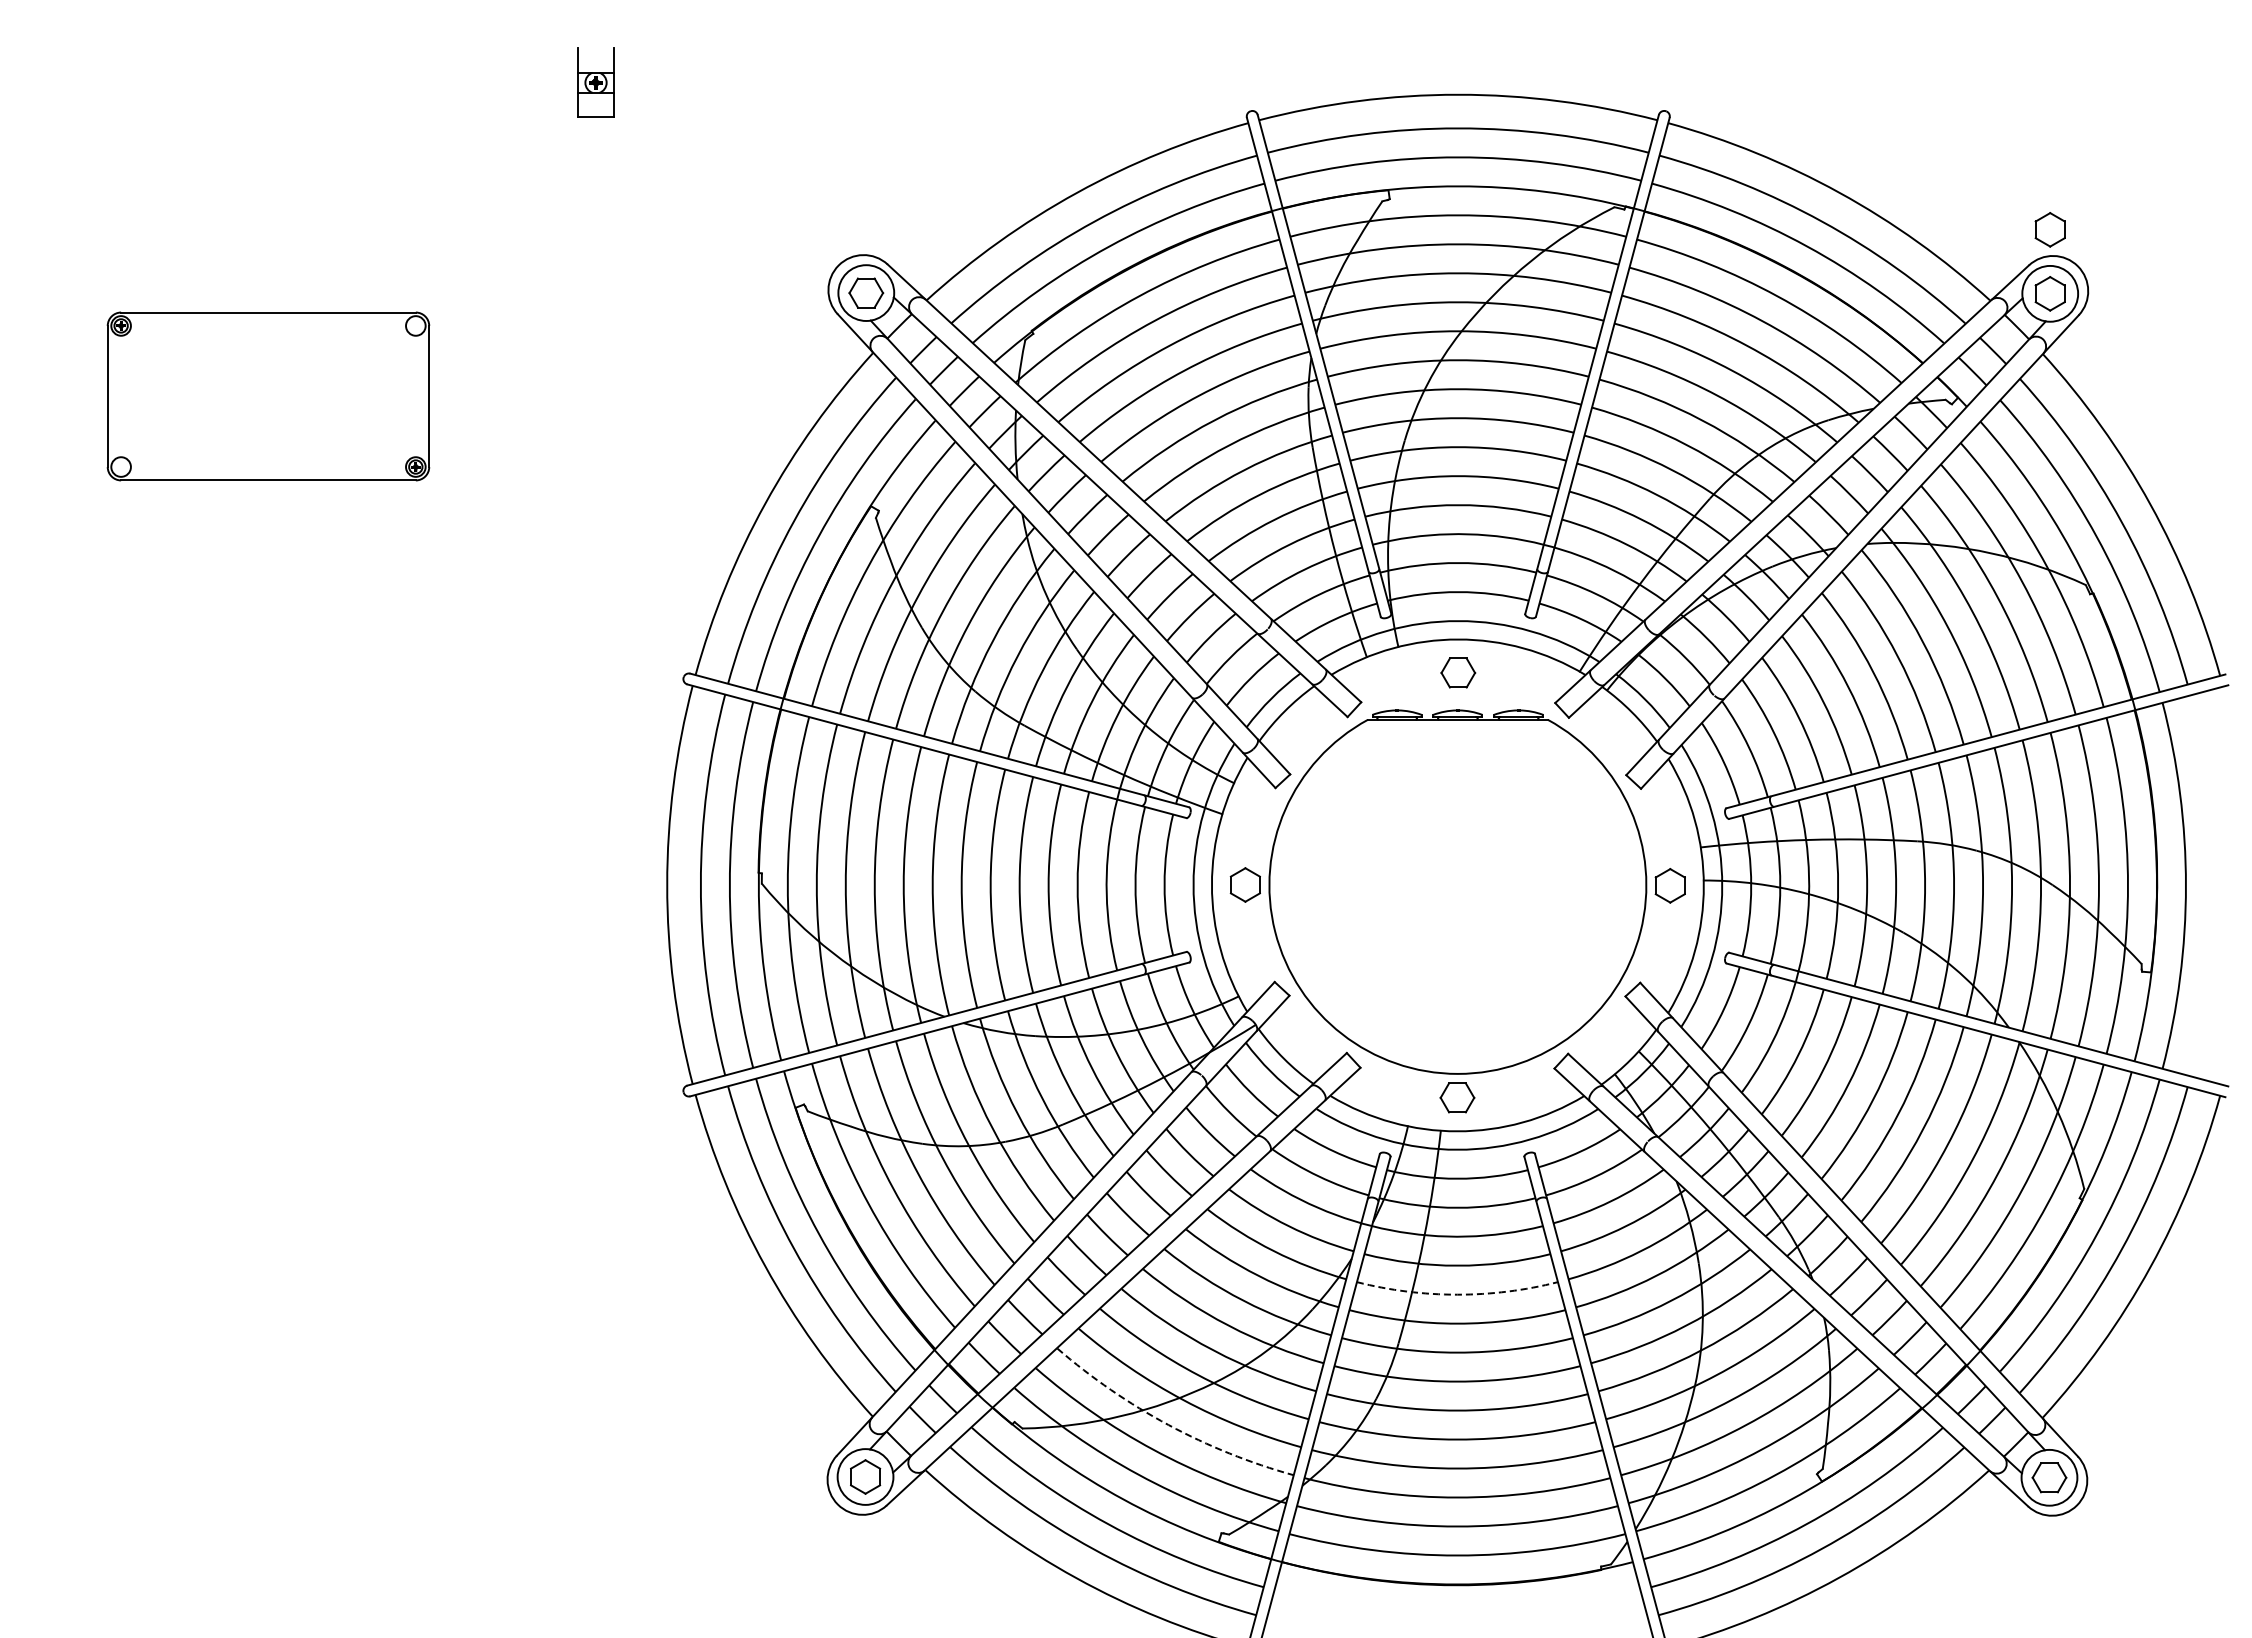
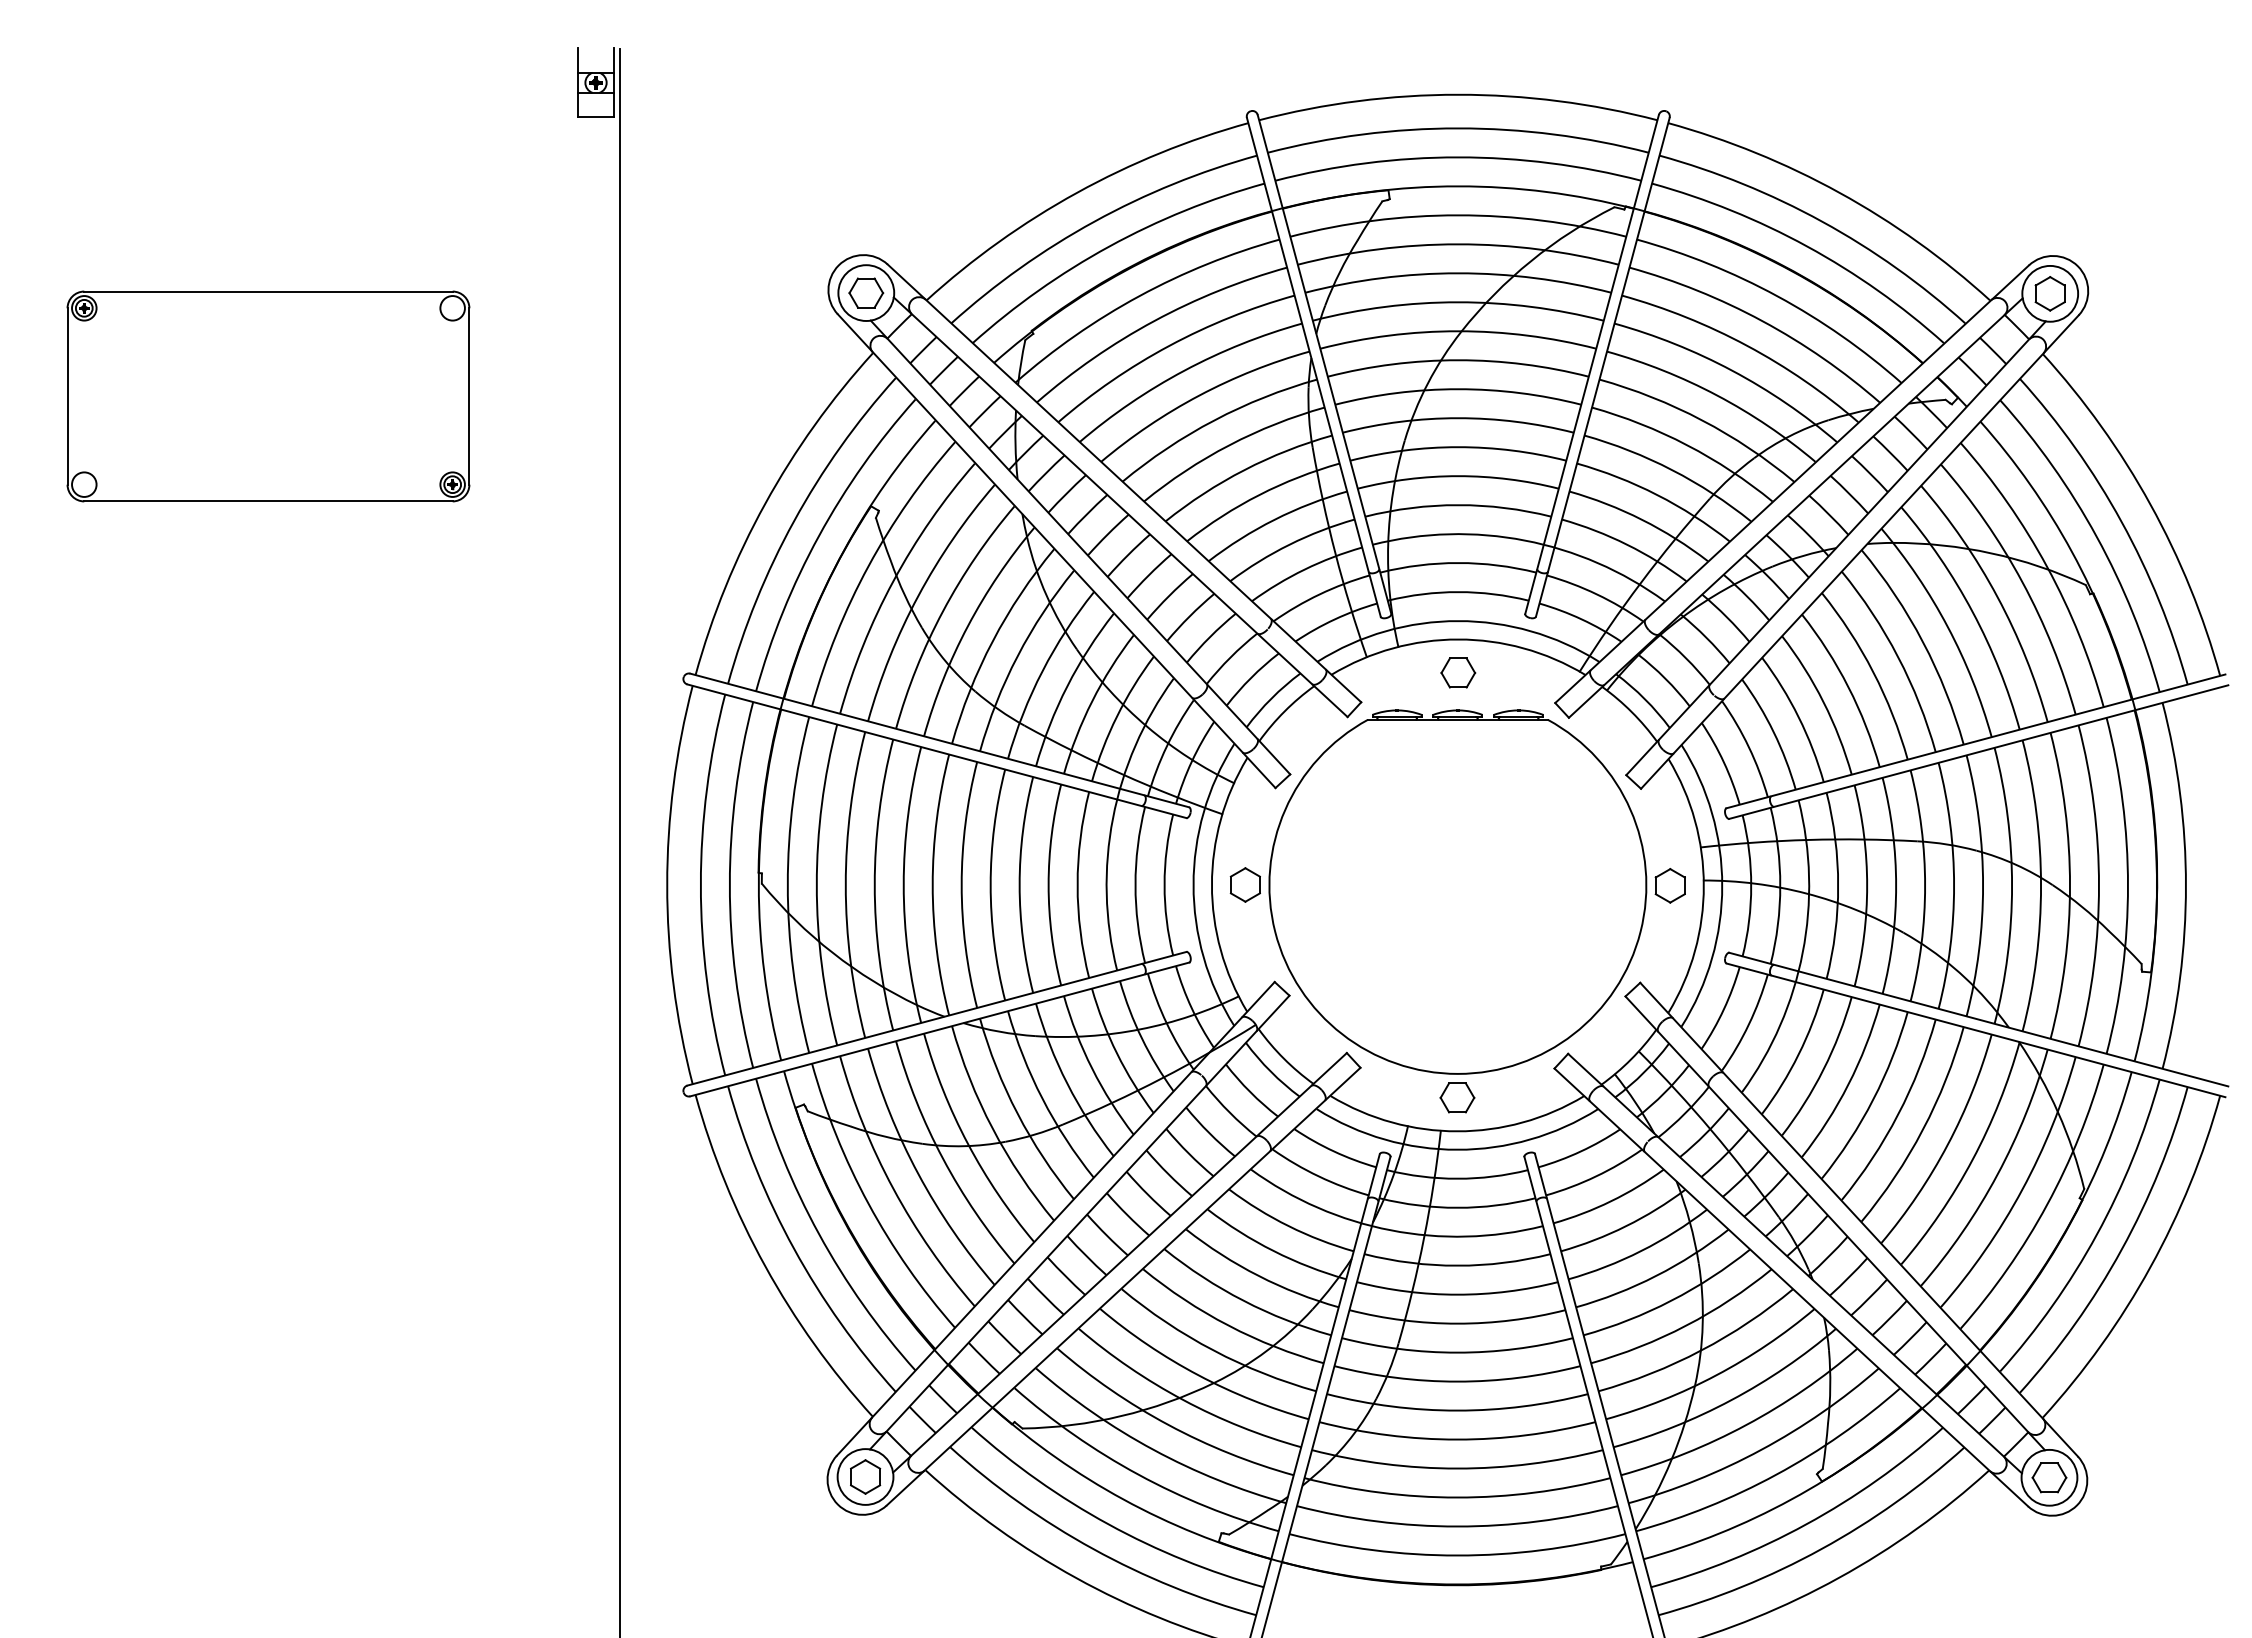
part: present -> none (2049, 229)
part size: 325x171 px -> 405x213 px (268, 396)
line: none -> present (620, 841)
arc: dashed -> solid (1457, 1294)
arc: dashed -> solid (1168, 1425)
